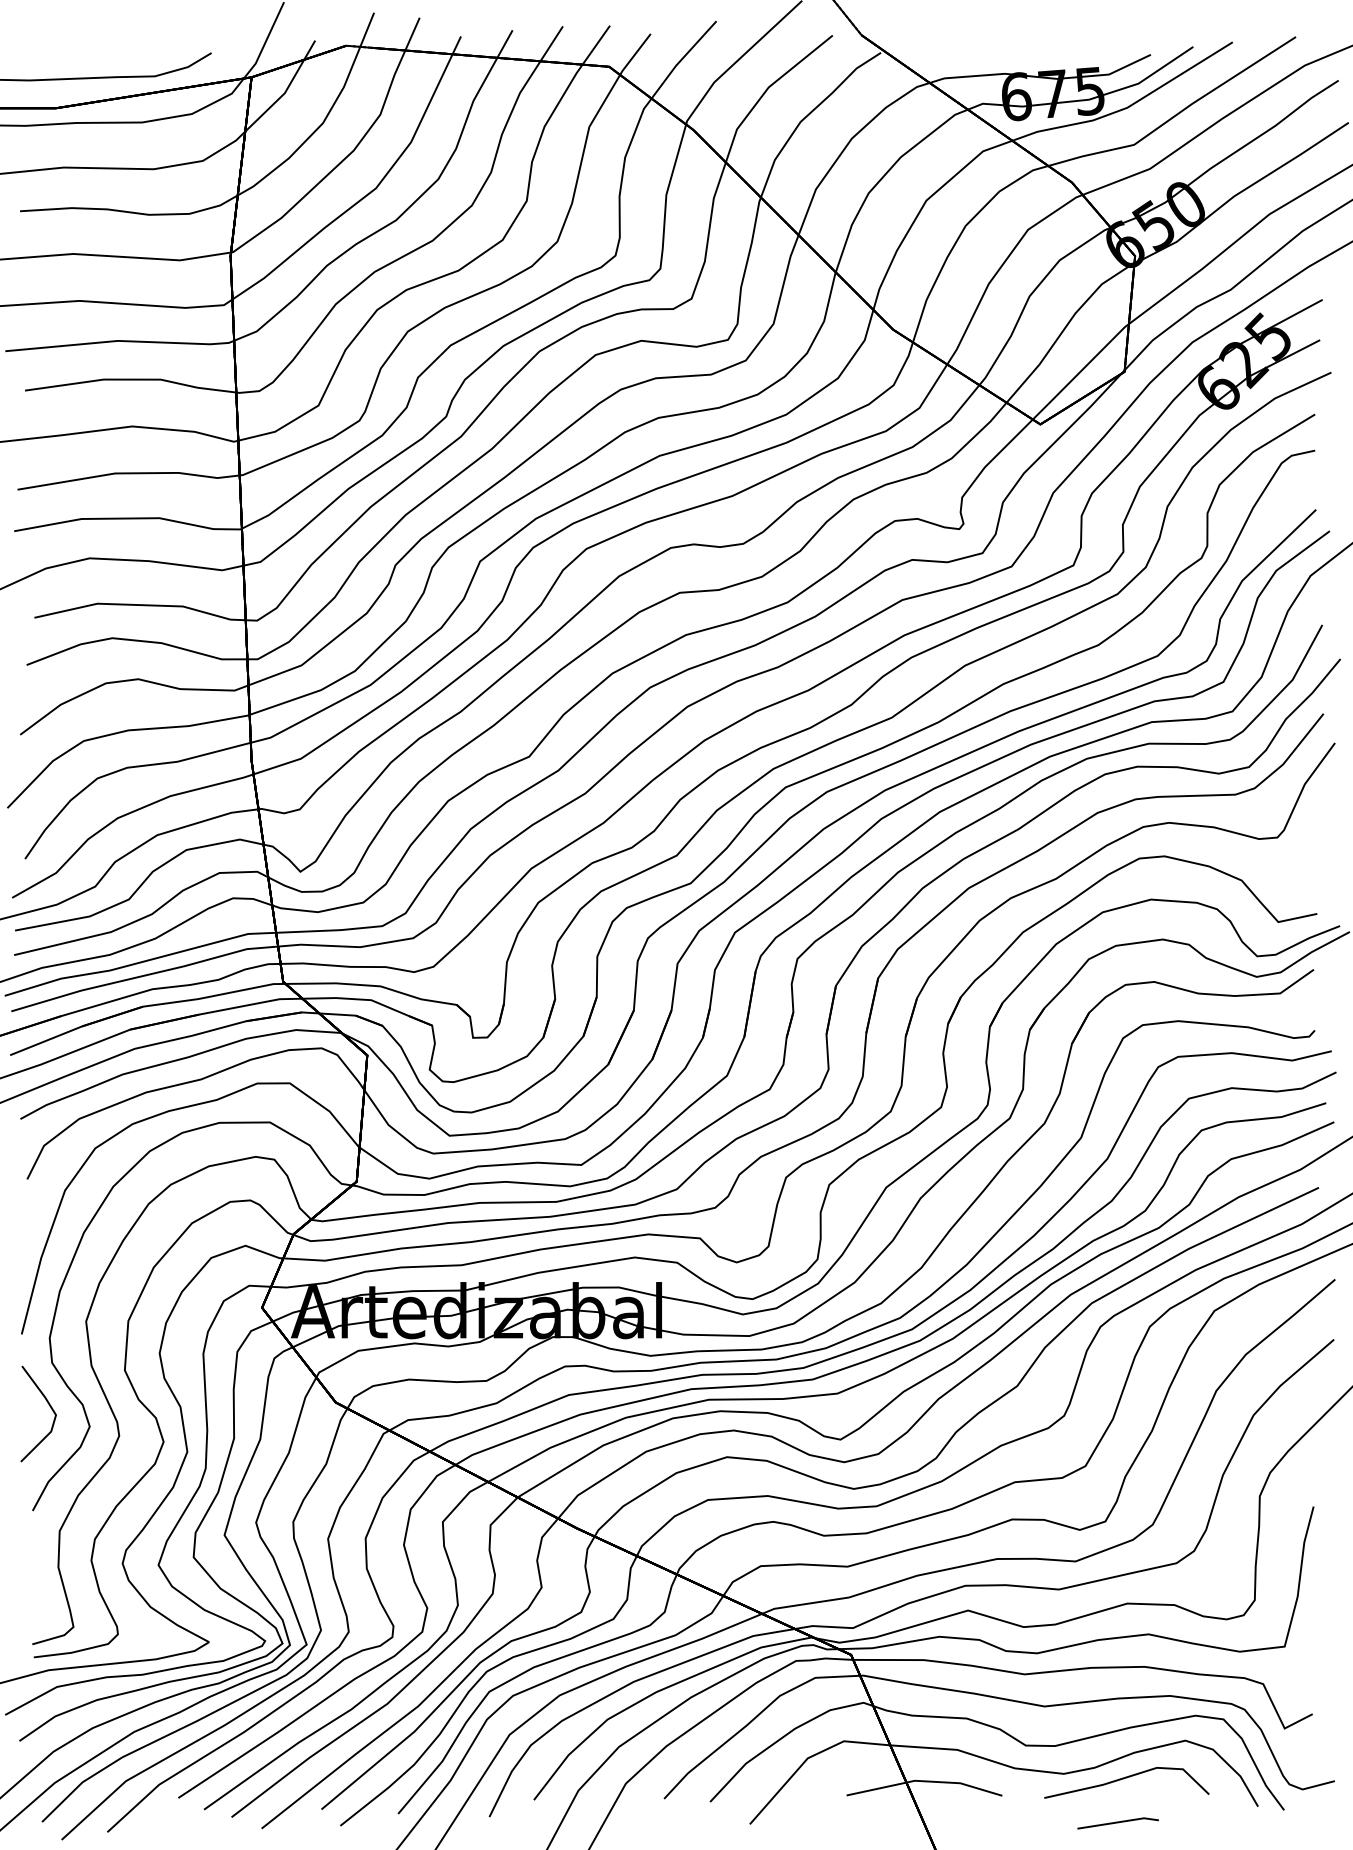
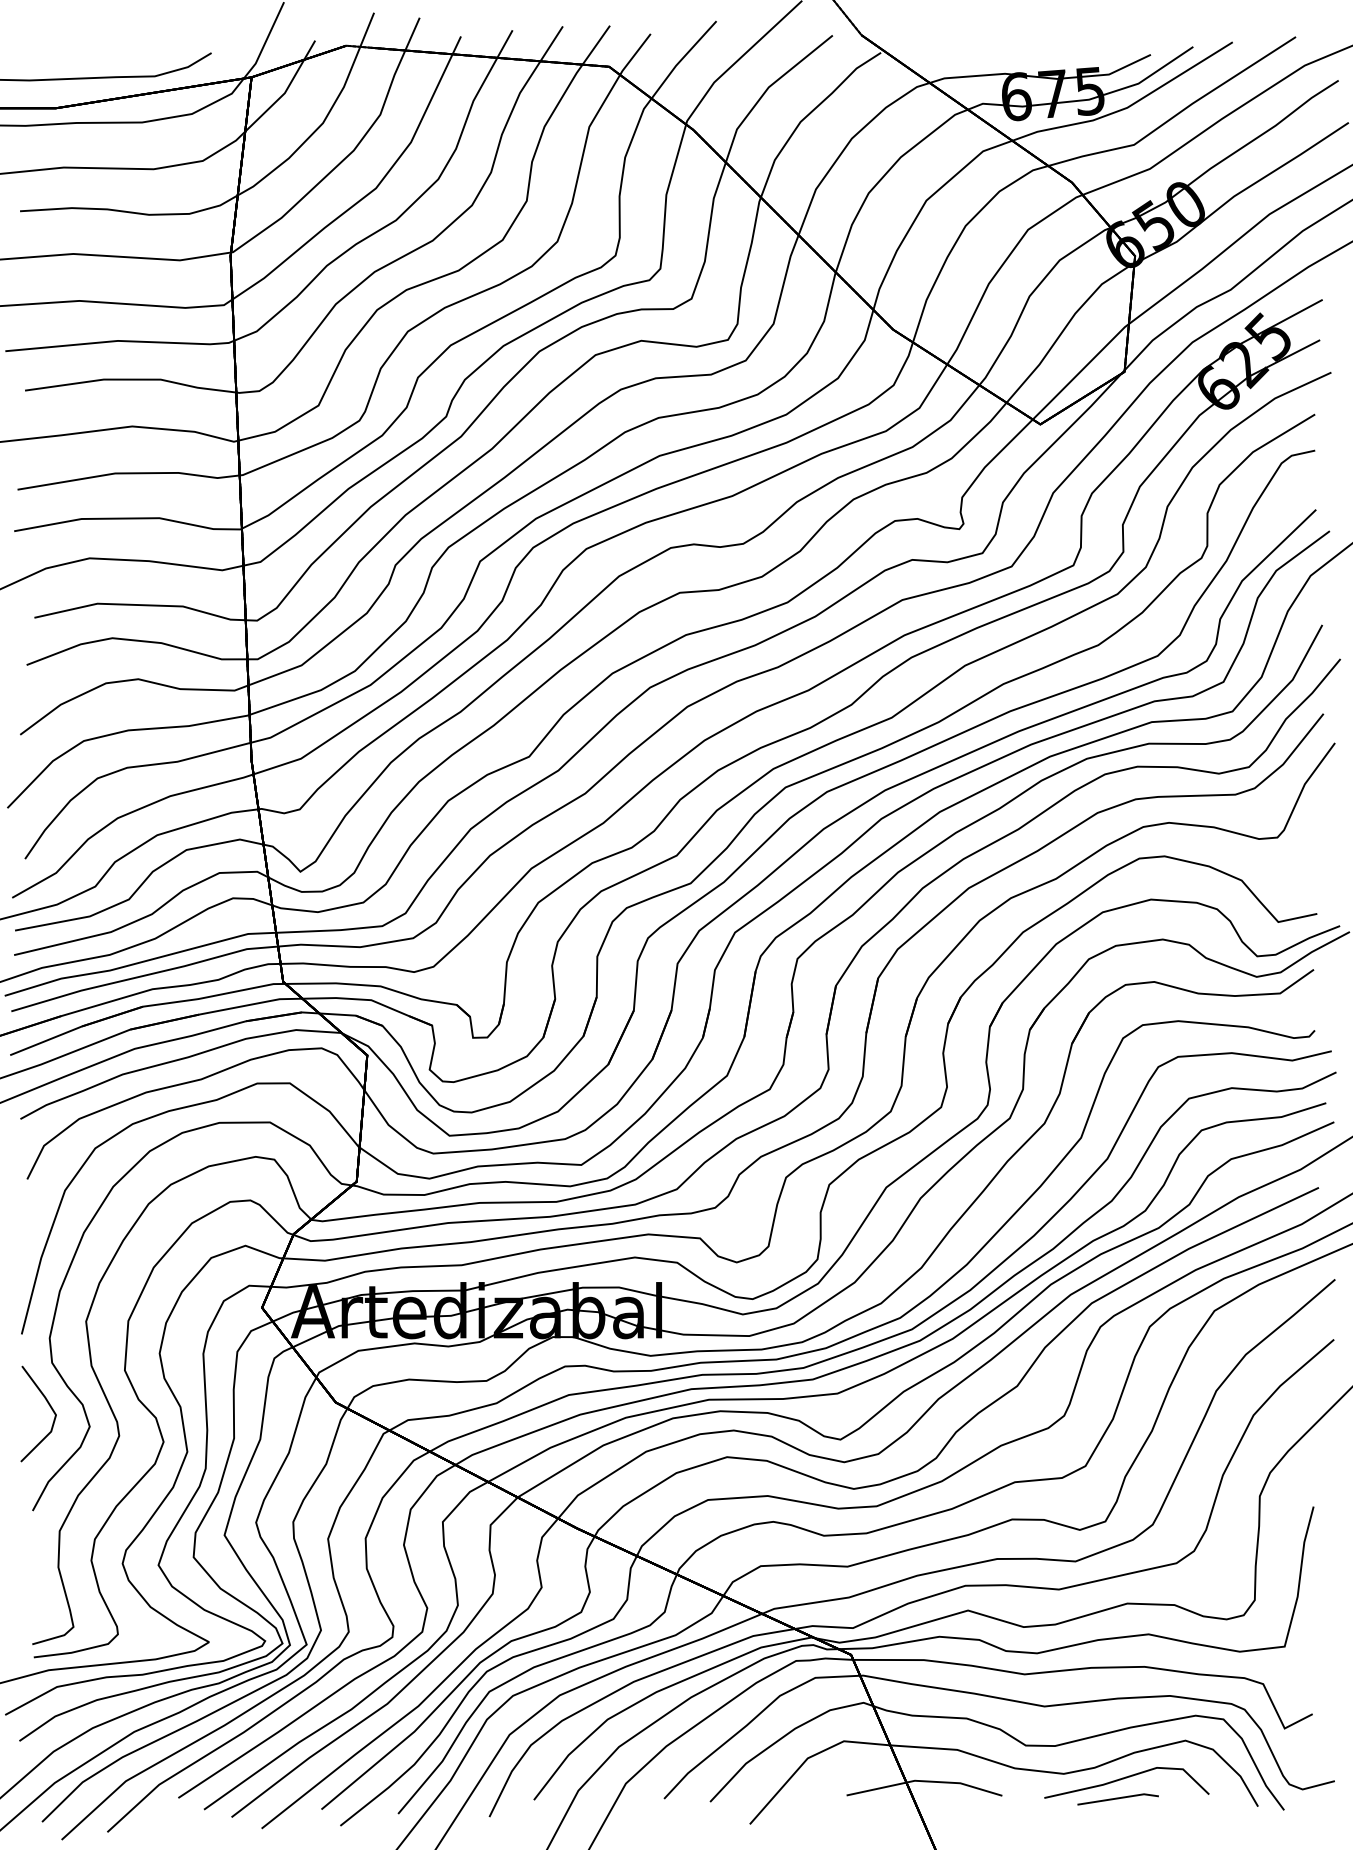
part position: (1117, 1823) -> (1117, 1799) (1117, 1799)
